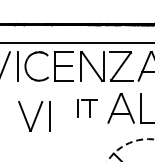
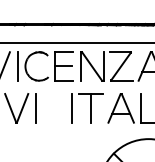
part size: 21x19 px -> 33x31 px (87, 108)
part position: (34, 116) -> (20, 108) (20, 108)
circle: dashed -> solid (130, 150)
